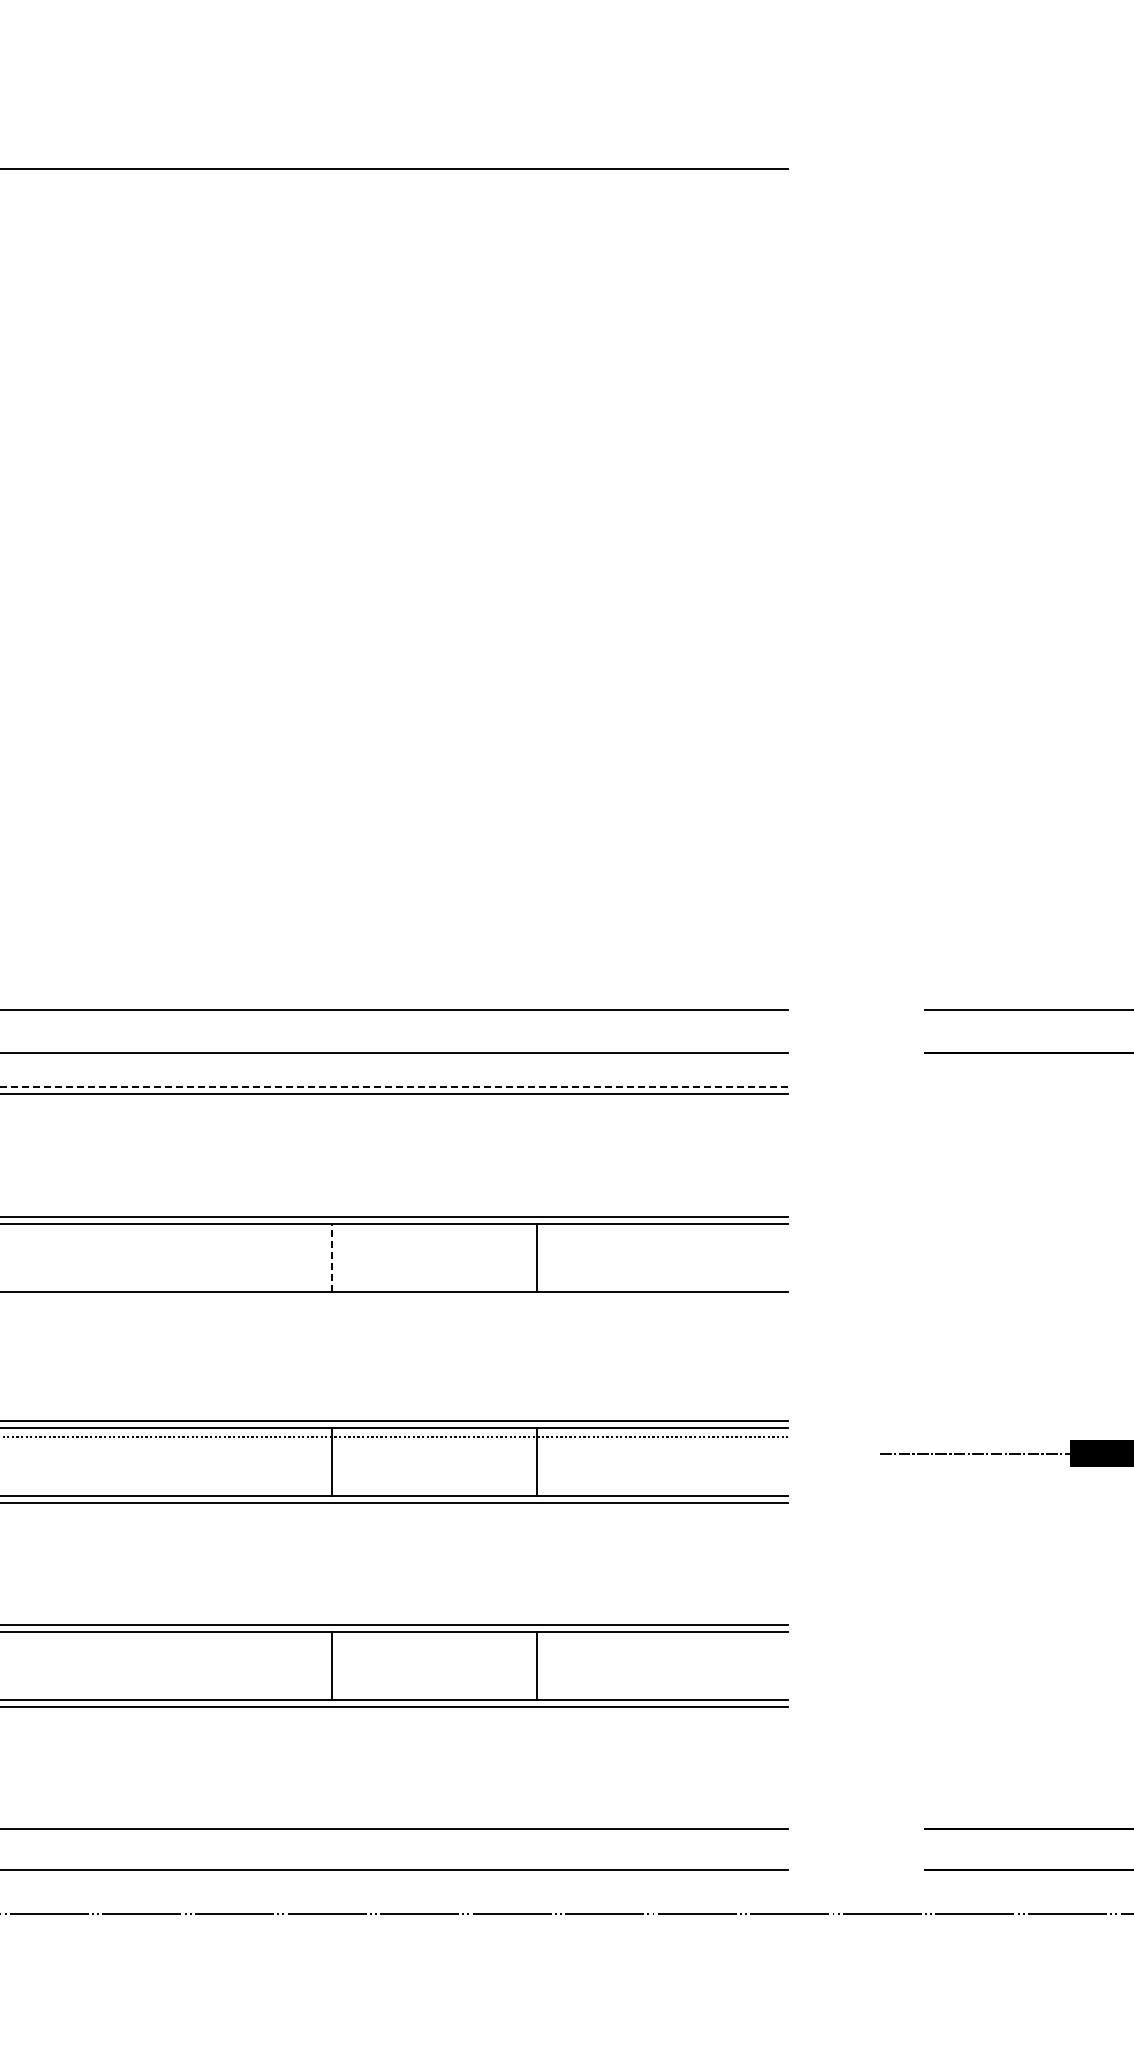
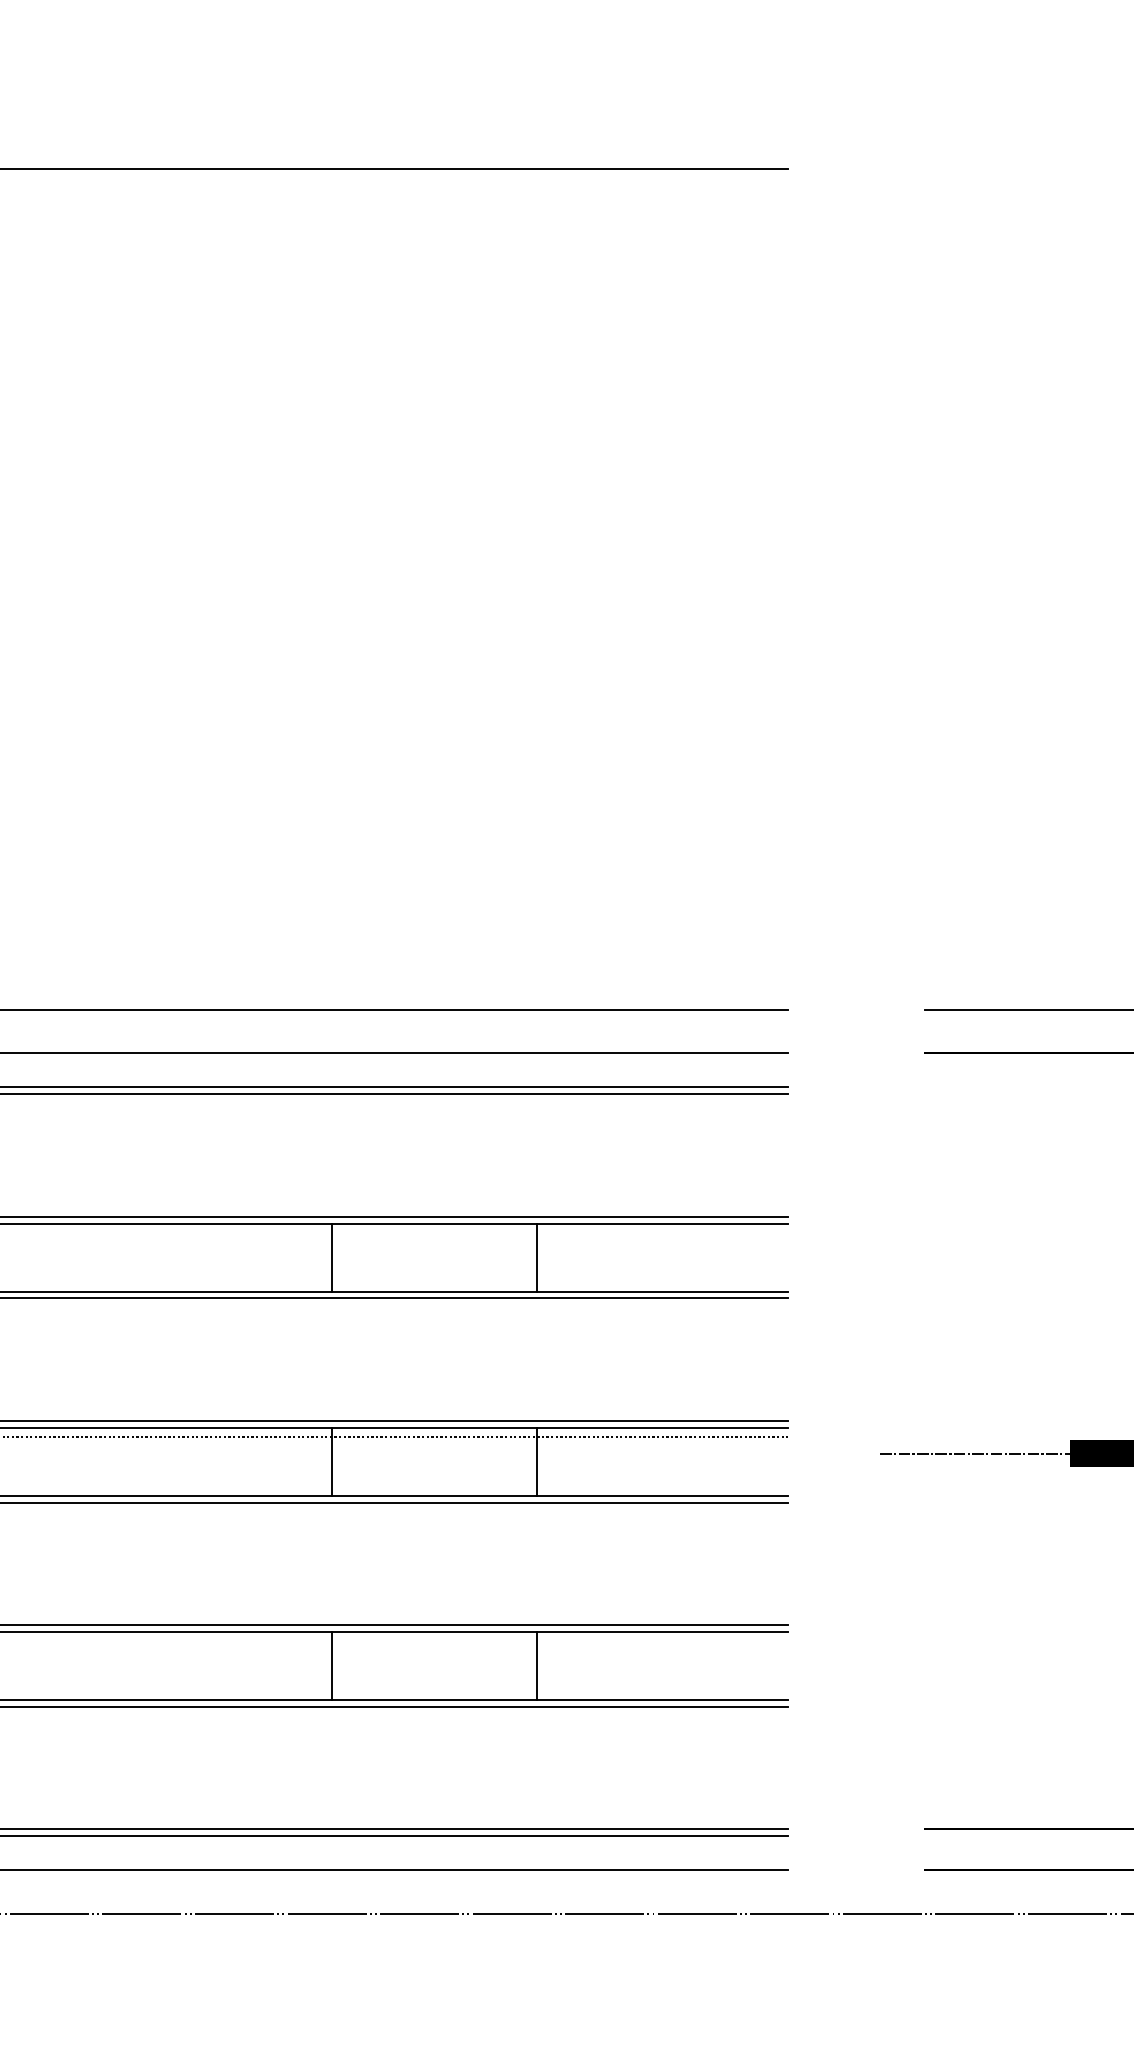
line: dashed -> solid (394, 1087)
line: dashed -> solid (332, 1257)
line: none -> present (395, 1298)
line: none -> present (395, 1836)
